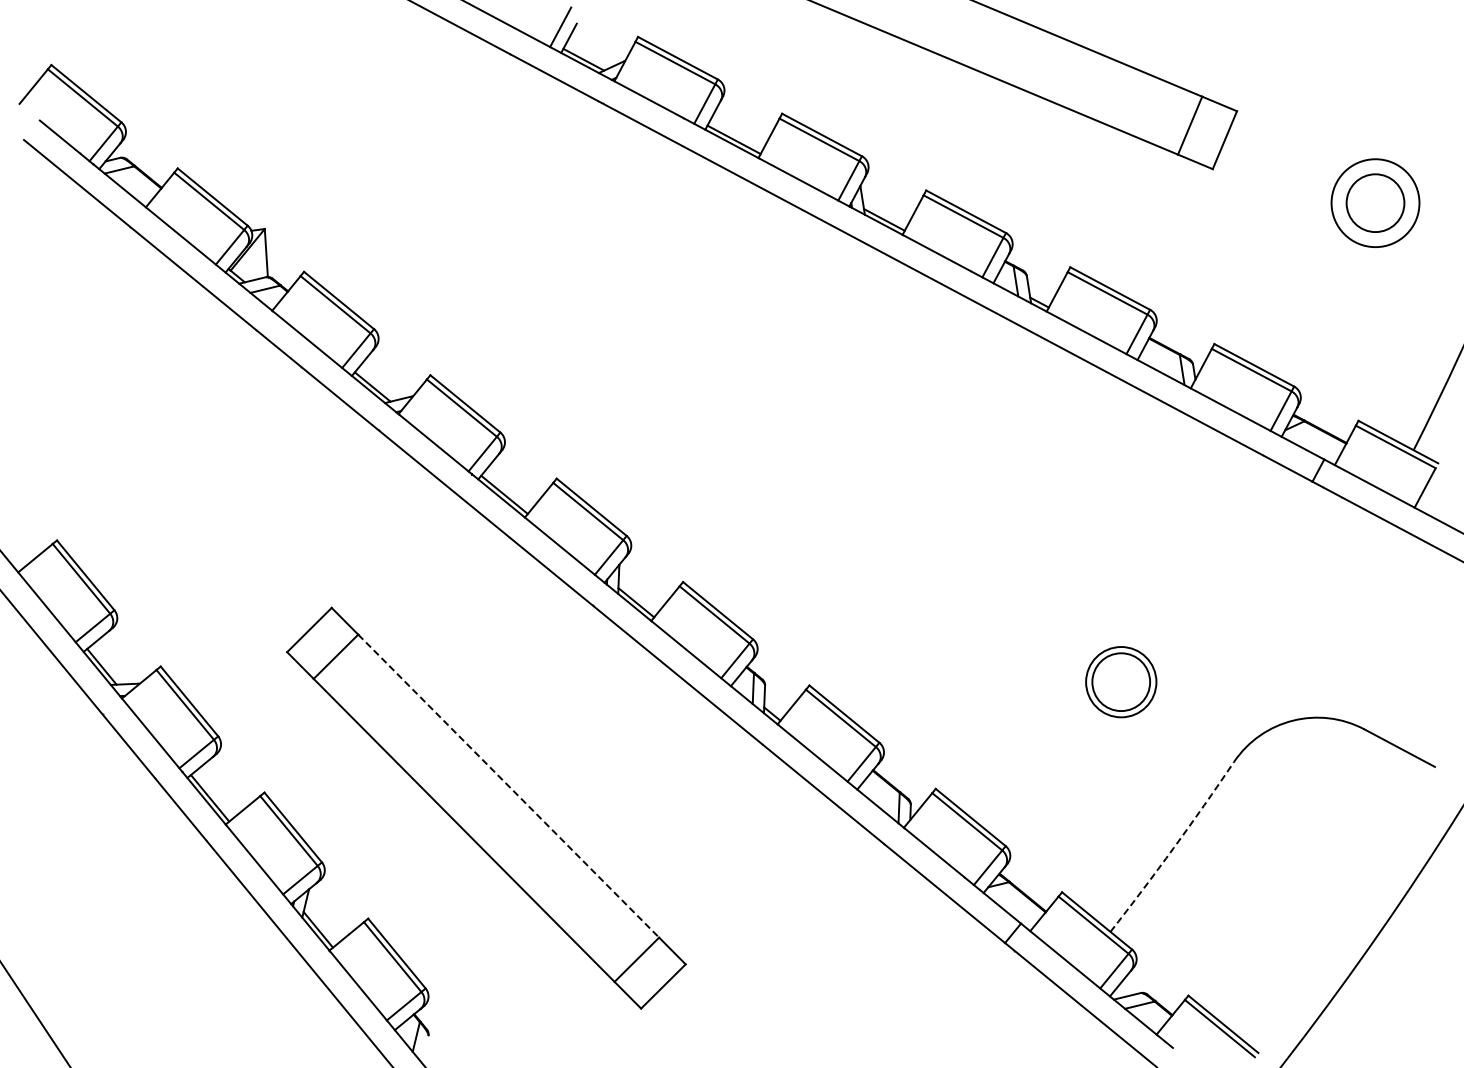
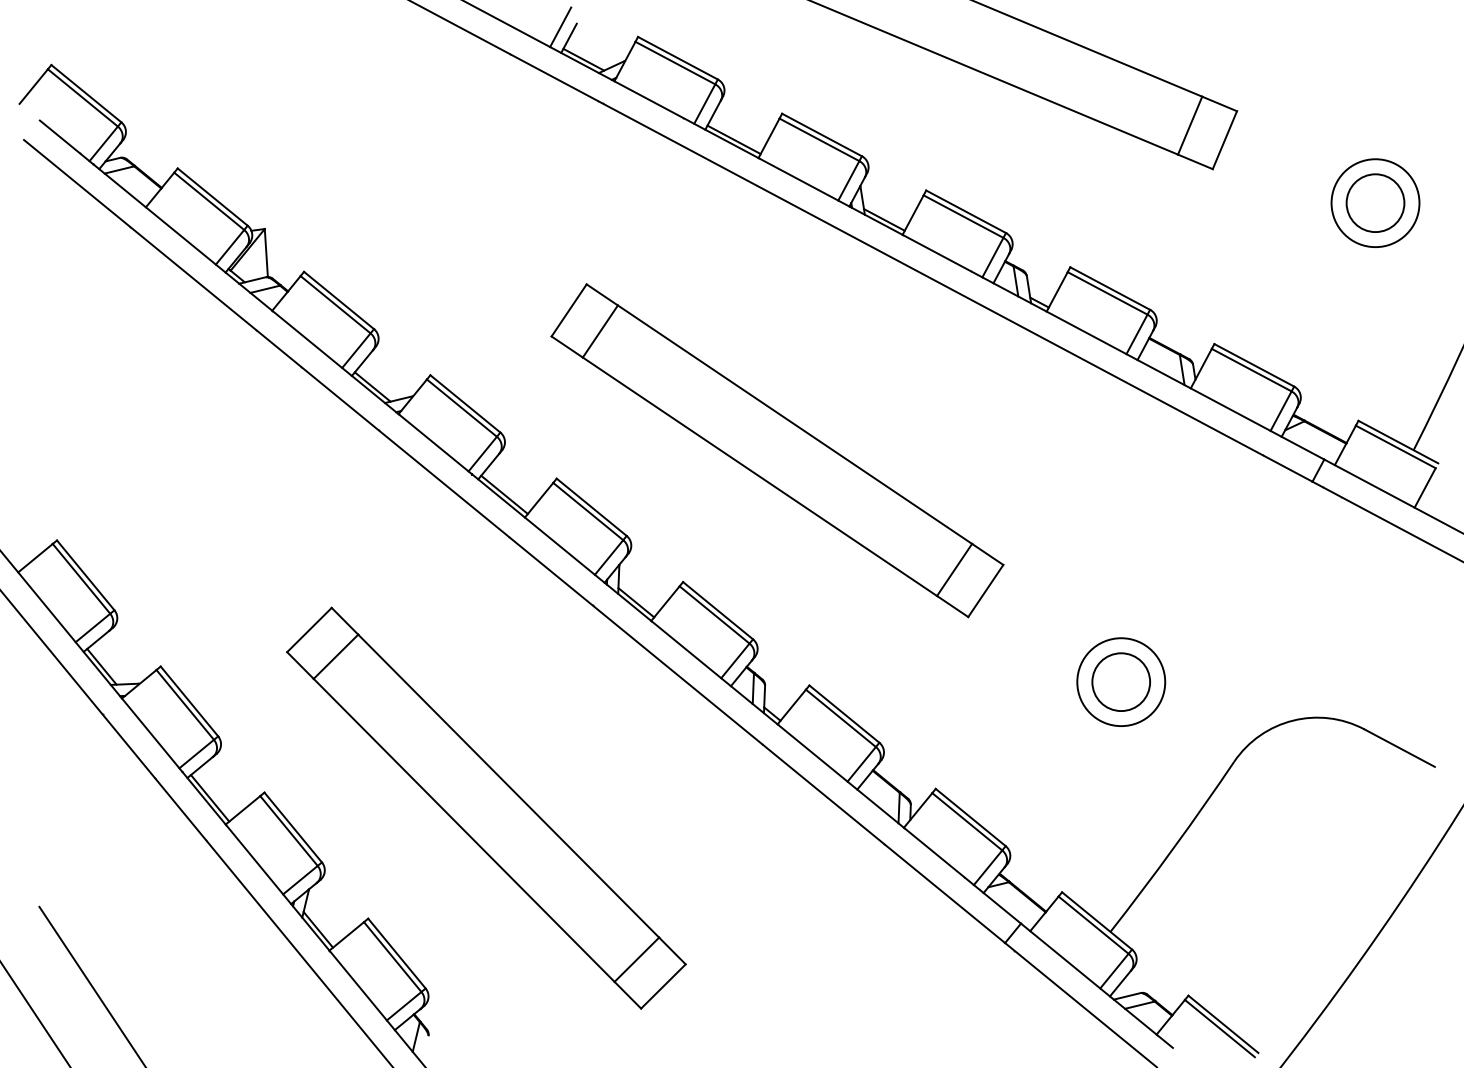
part: none -> present (777, 450)
circle diameter: 70 px -> 88 px (1121, 682)
line: dashed -> solid (509, 786)
arc: dashed -> solid (1173, 848)
line: none -> present (91, 985)
